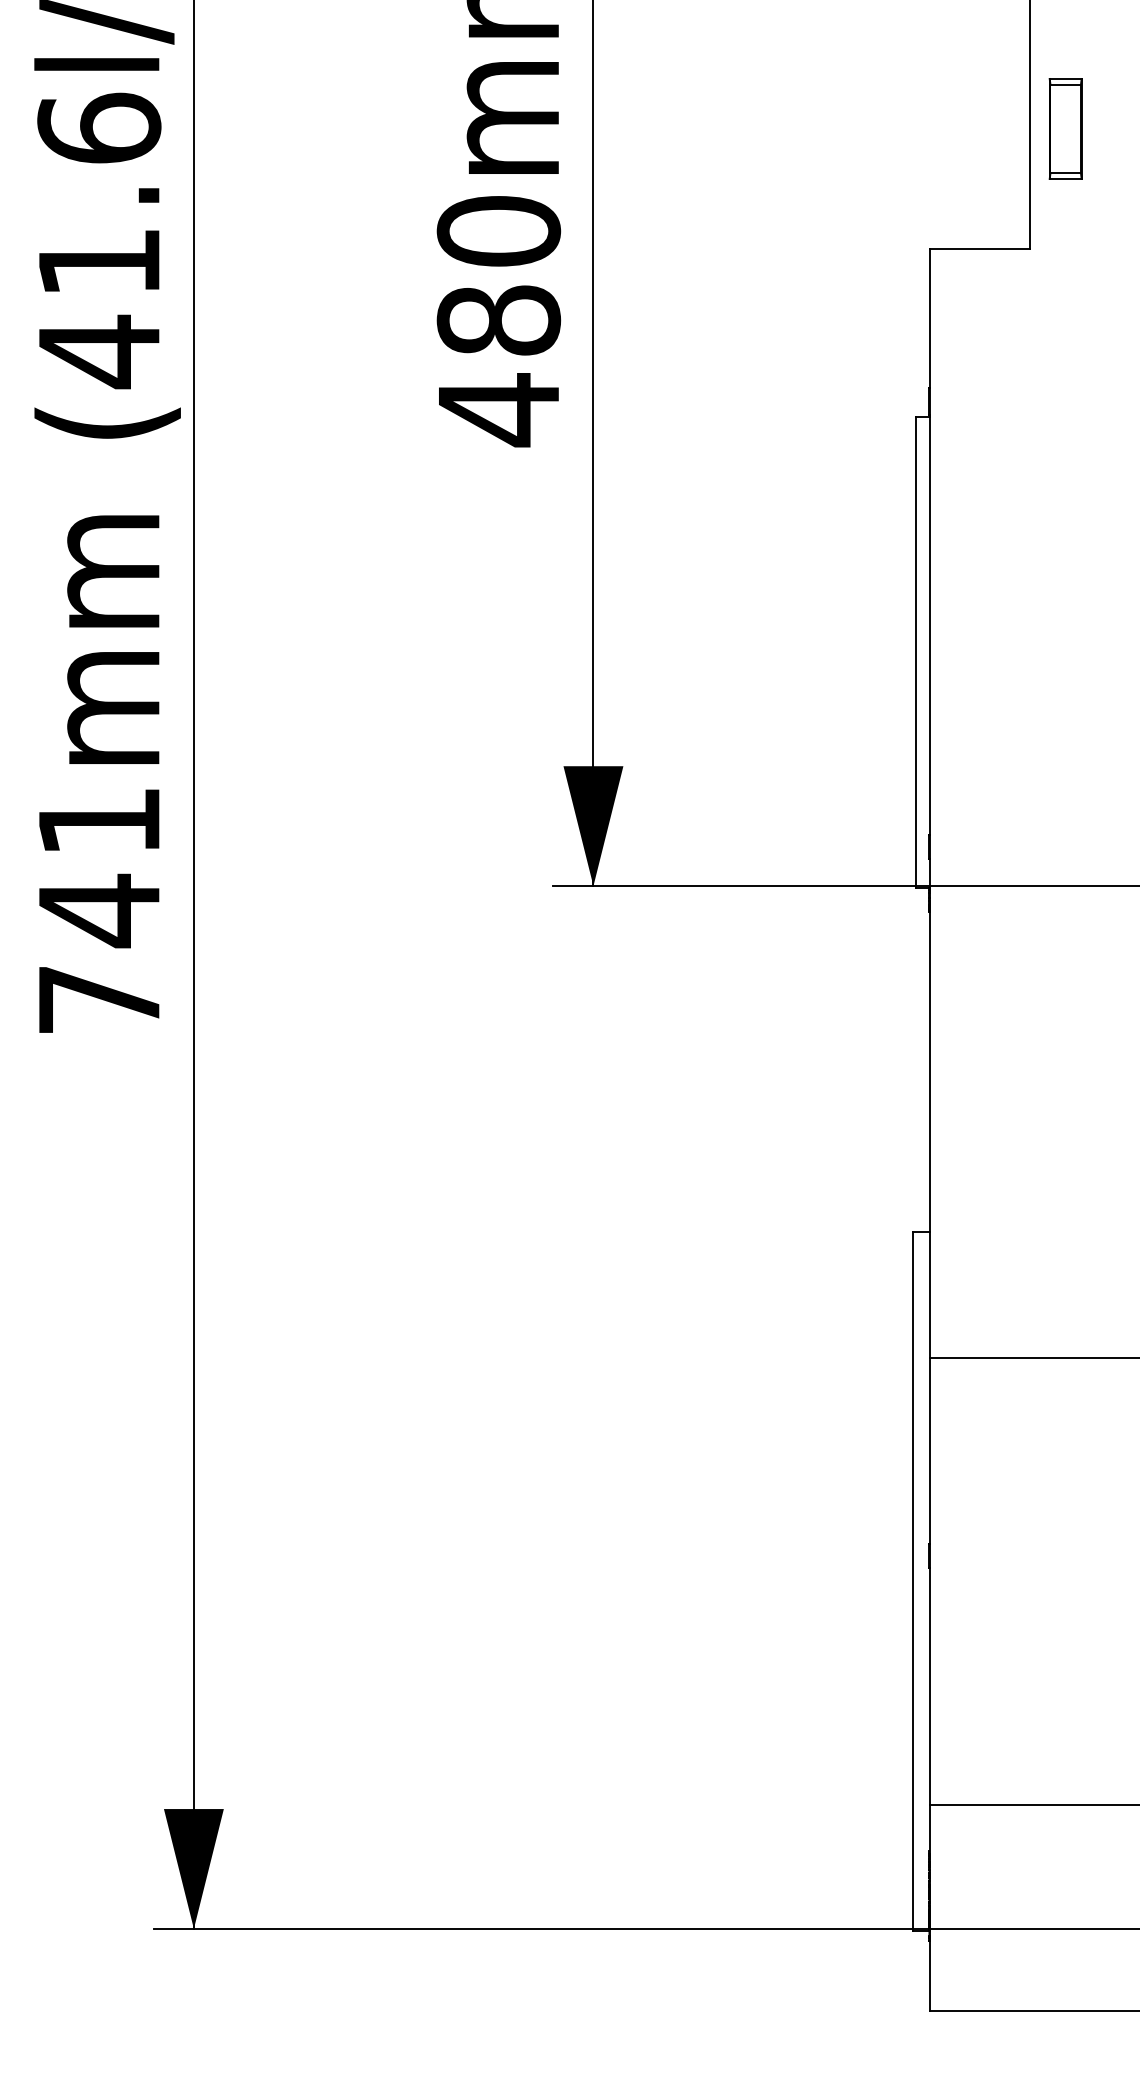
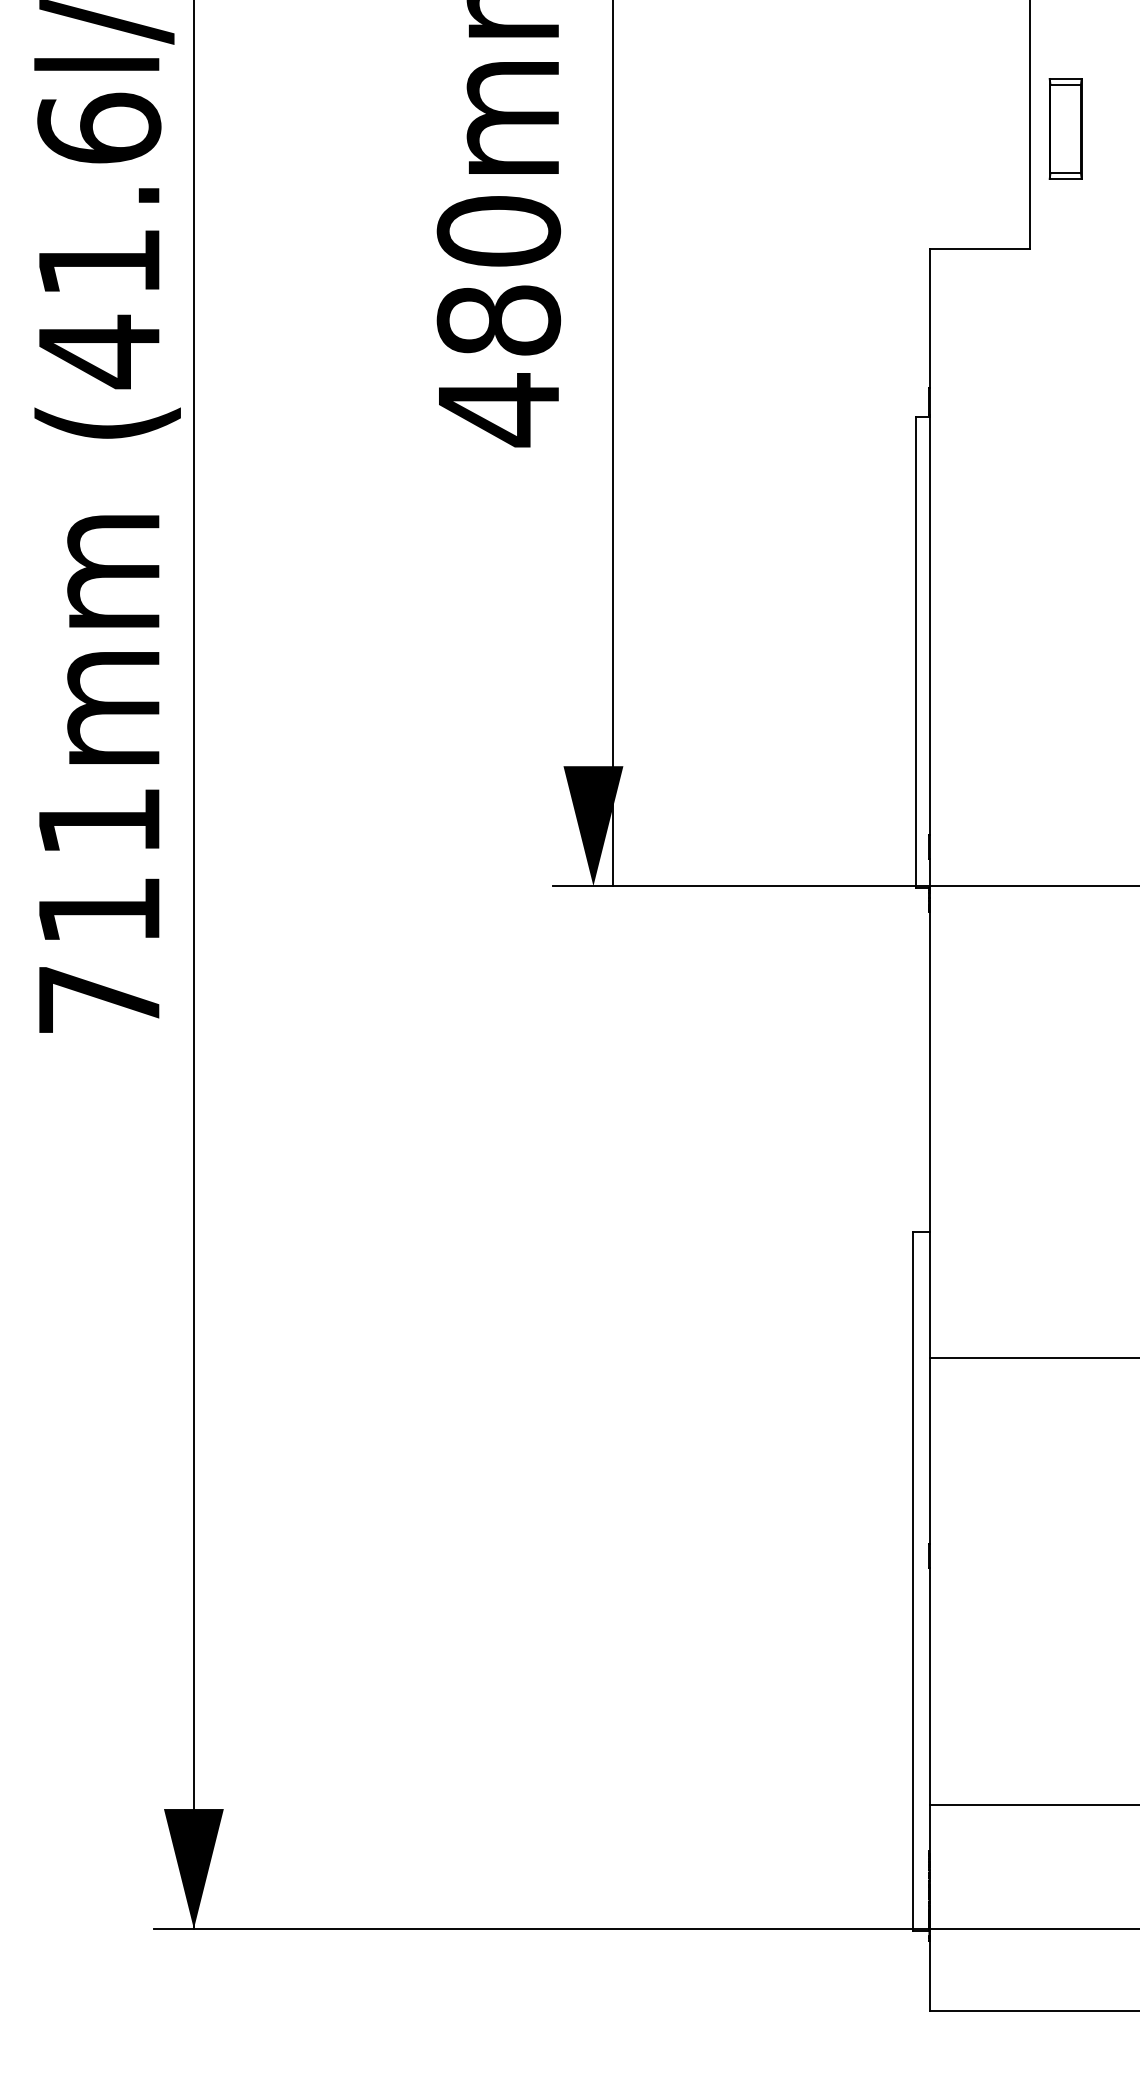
line position: (593, 444) -> (613, 444) (613, 444)
text: 741mm -> 711mm (99, 910)
